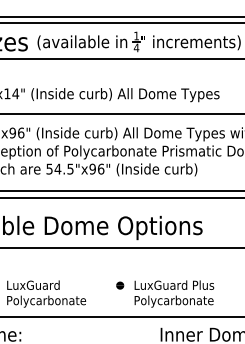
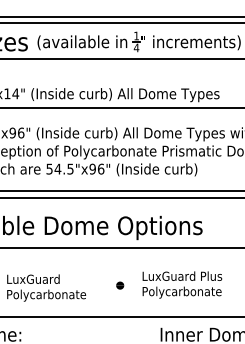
line position: (121, 114) -> (121, 108) (121, 108)
text position: (46, 293) -> (46, 287) (46, 287)
text position: (174, 293) -> (182, 284) (182, 284)
